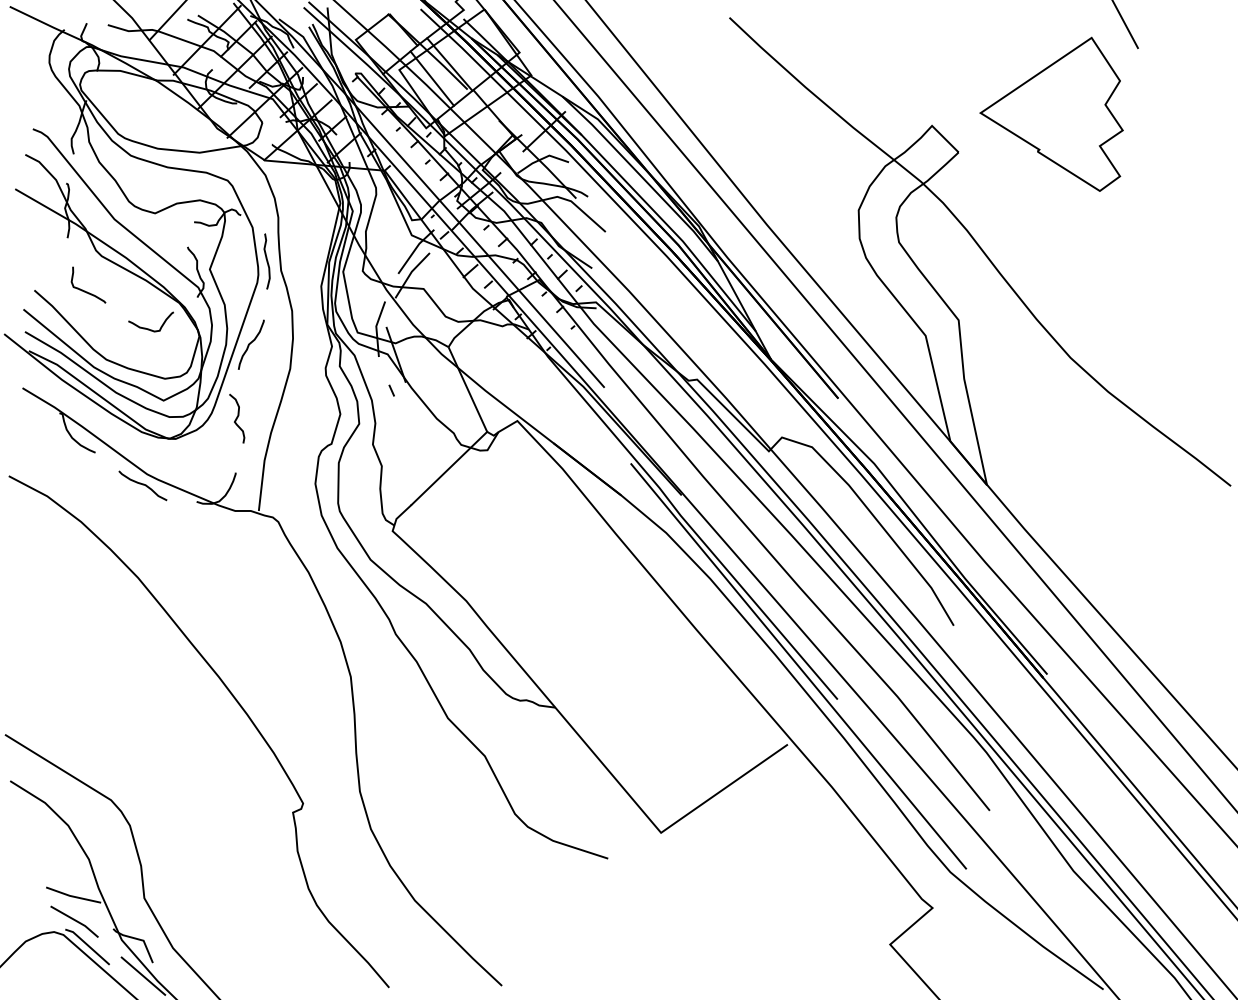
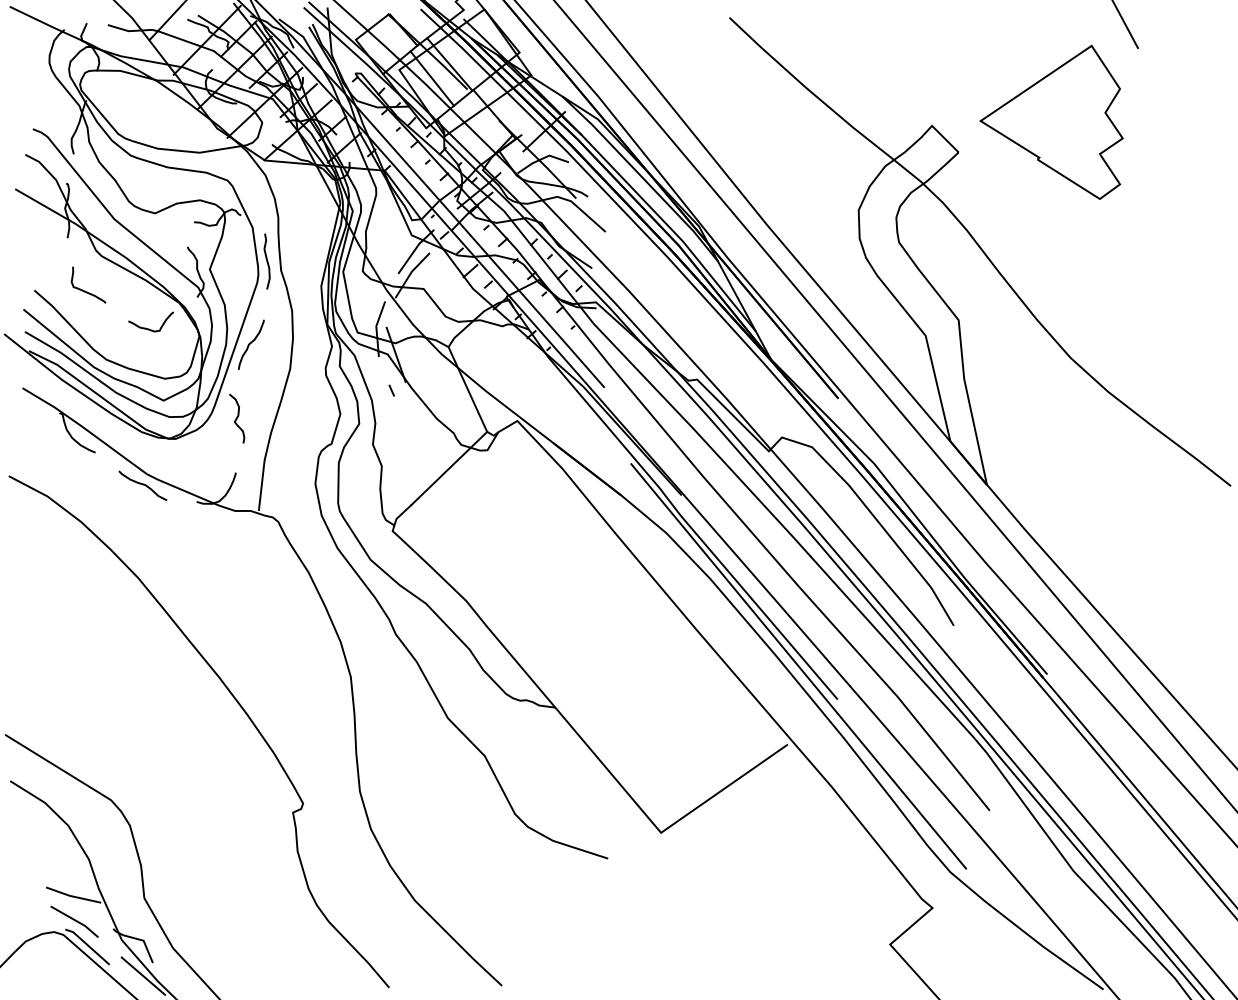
part position: (1051, 113) -> (1051, 121) (1051, 121)
